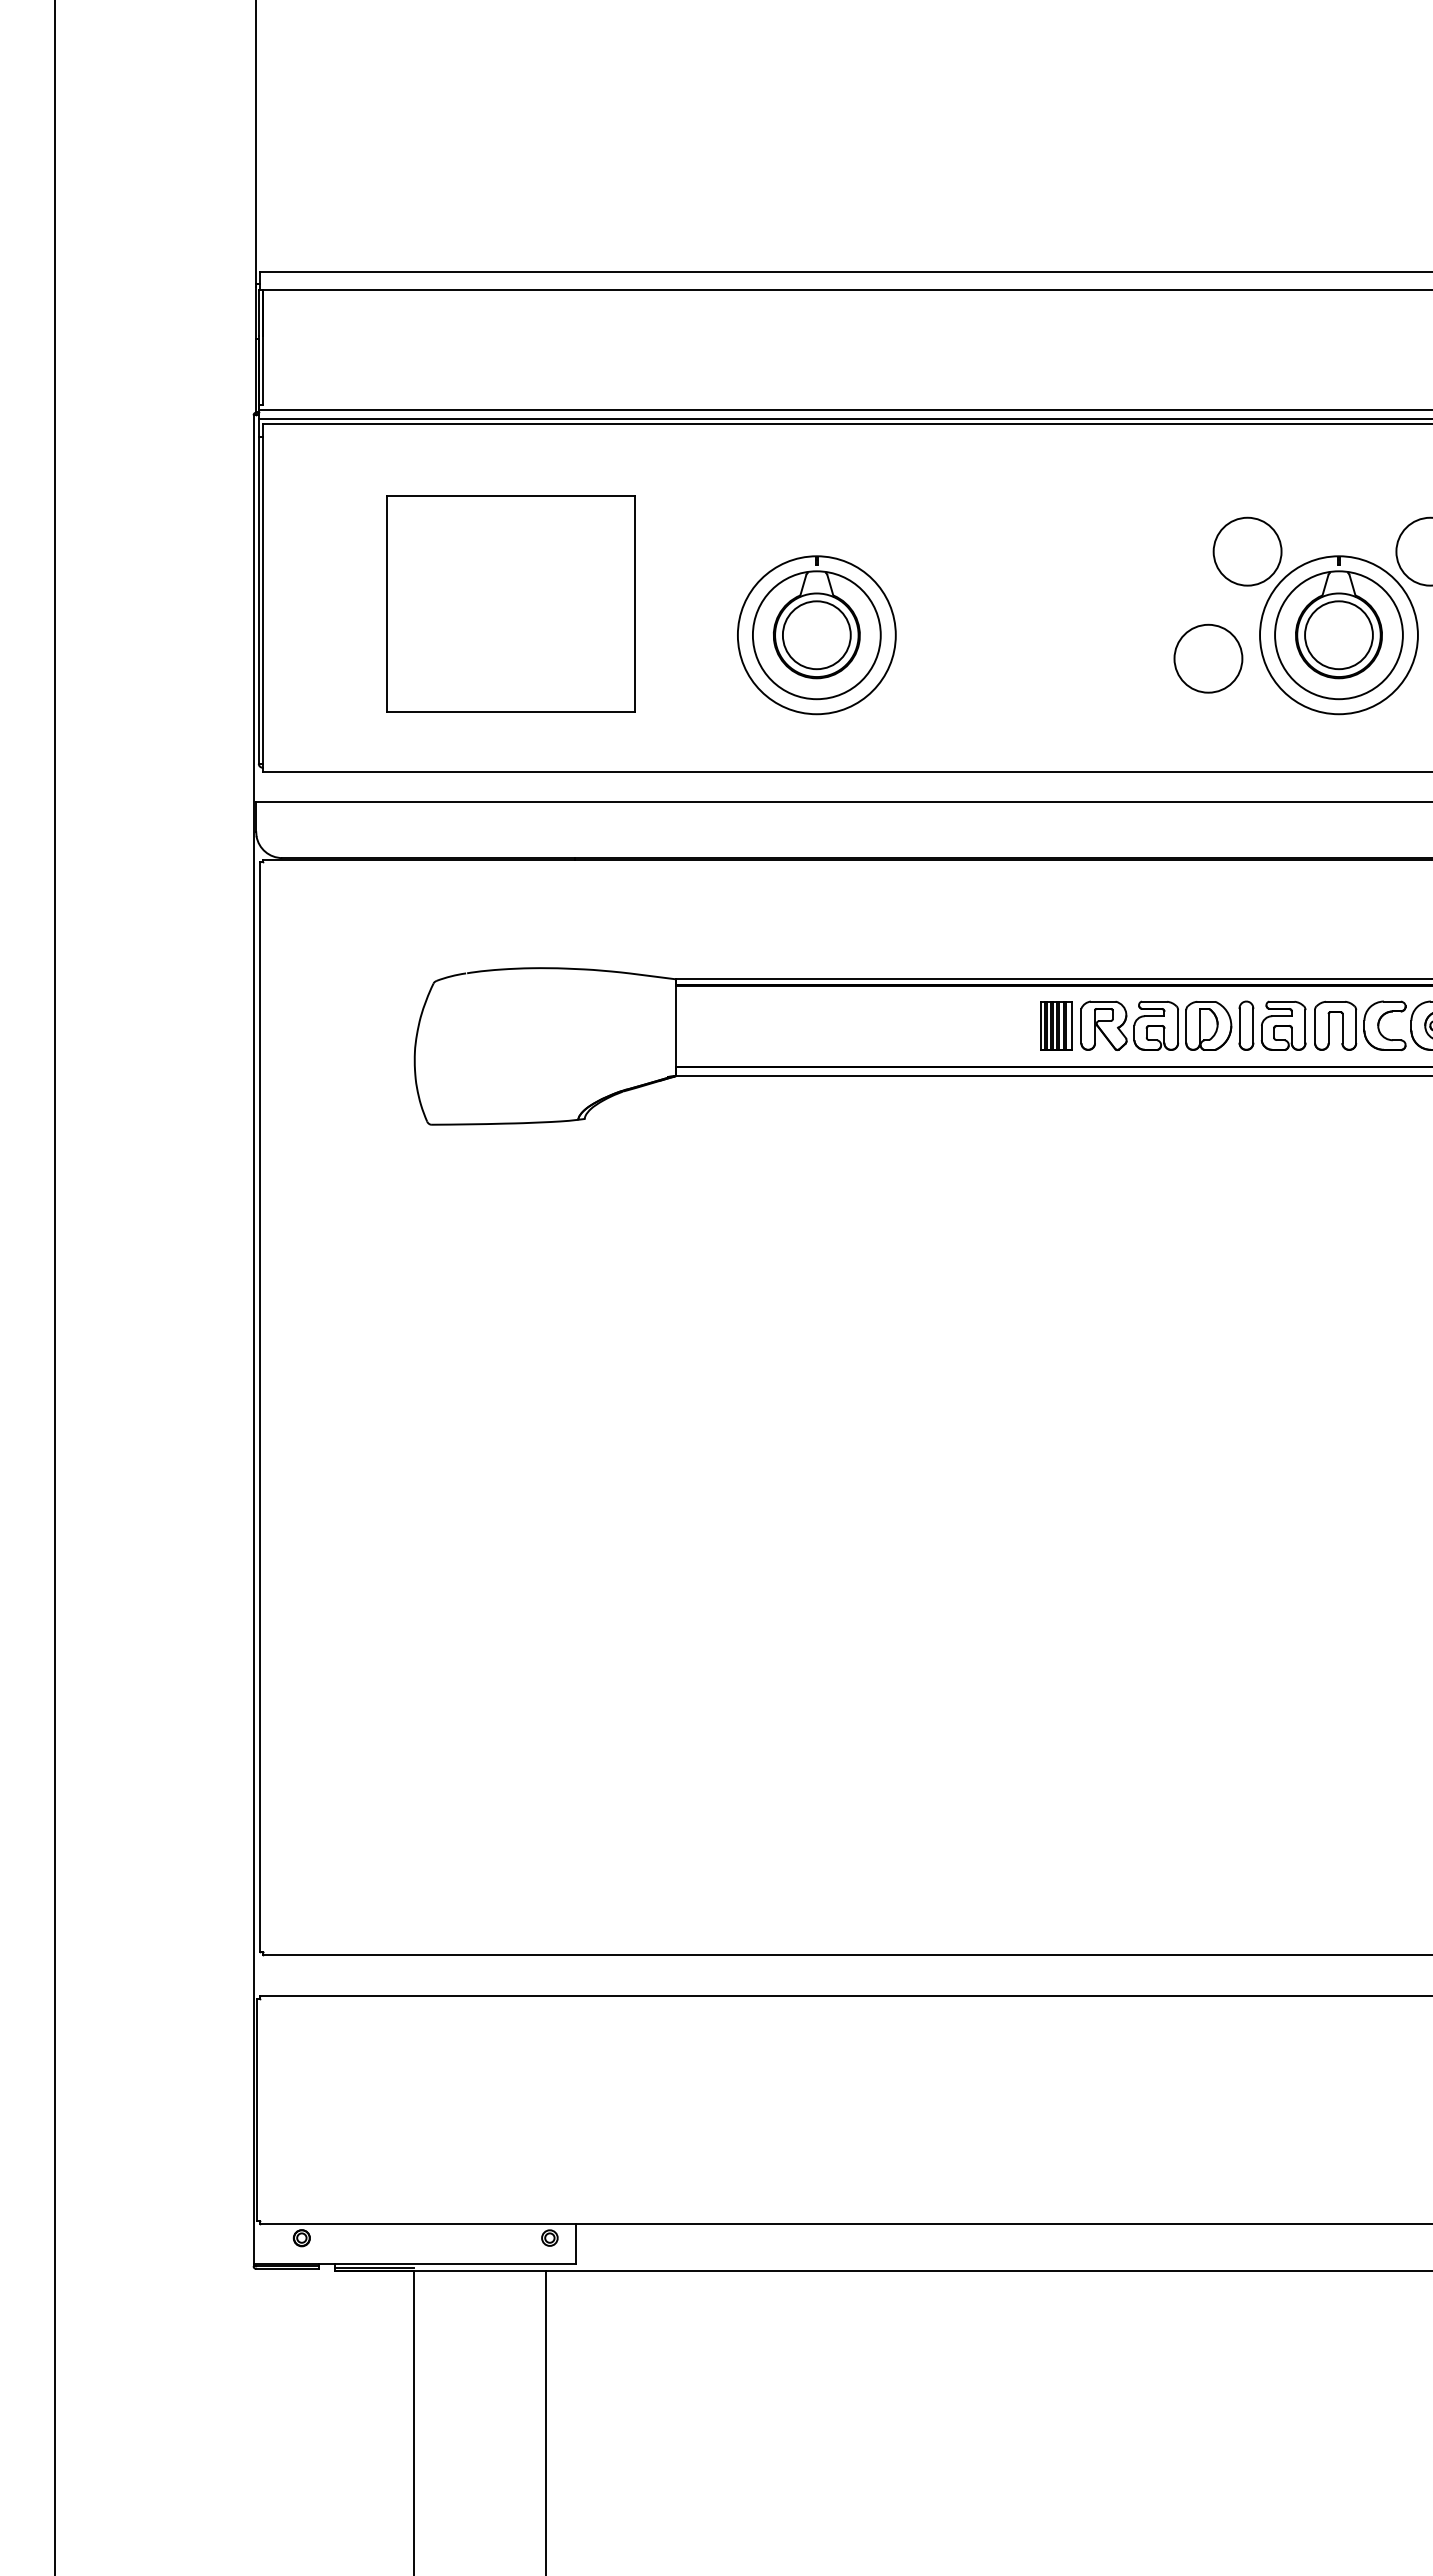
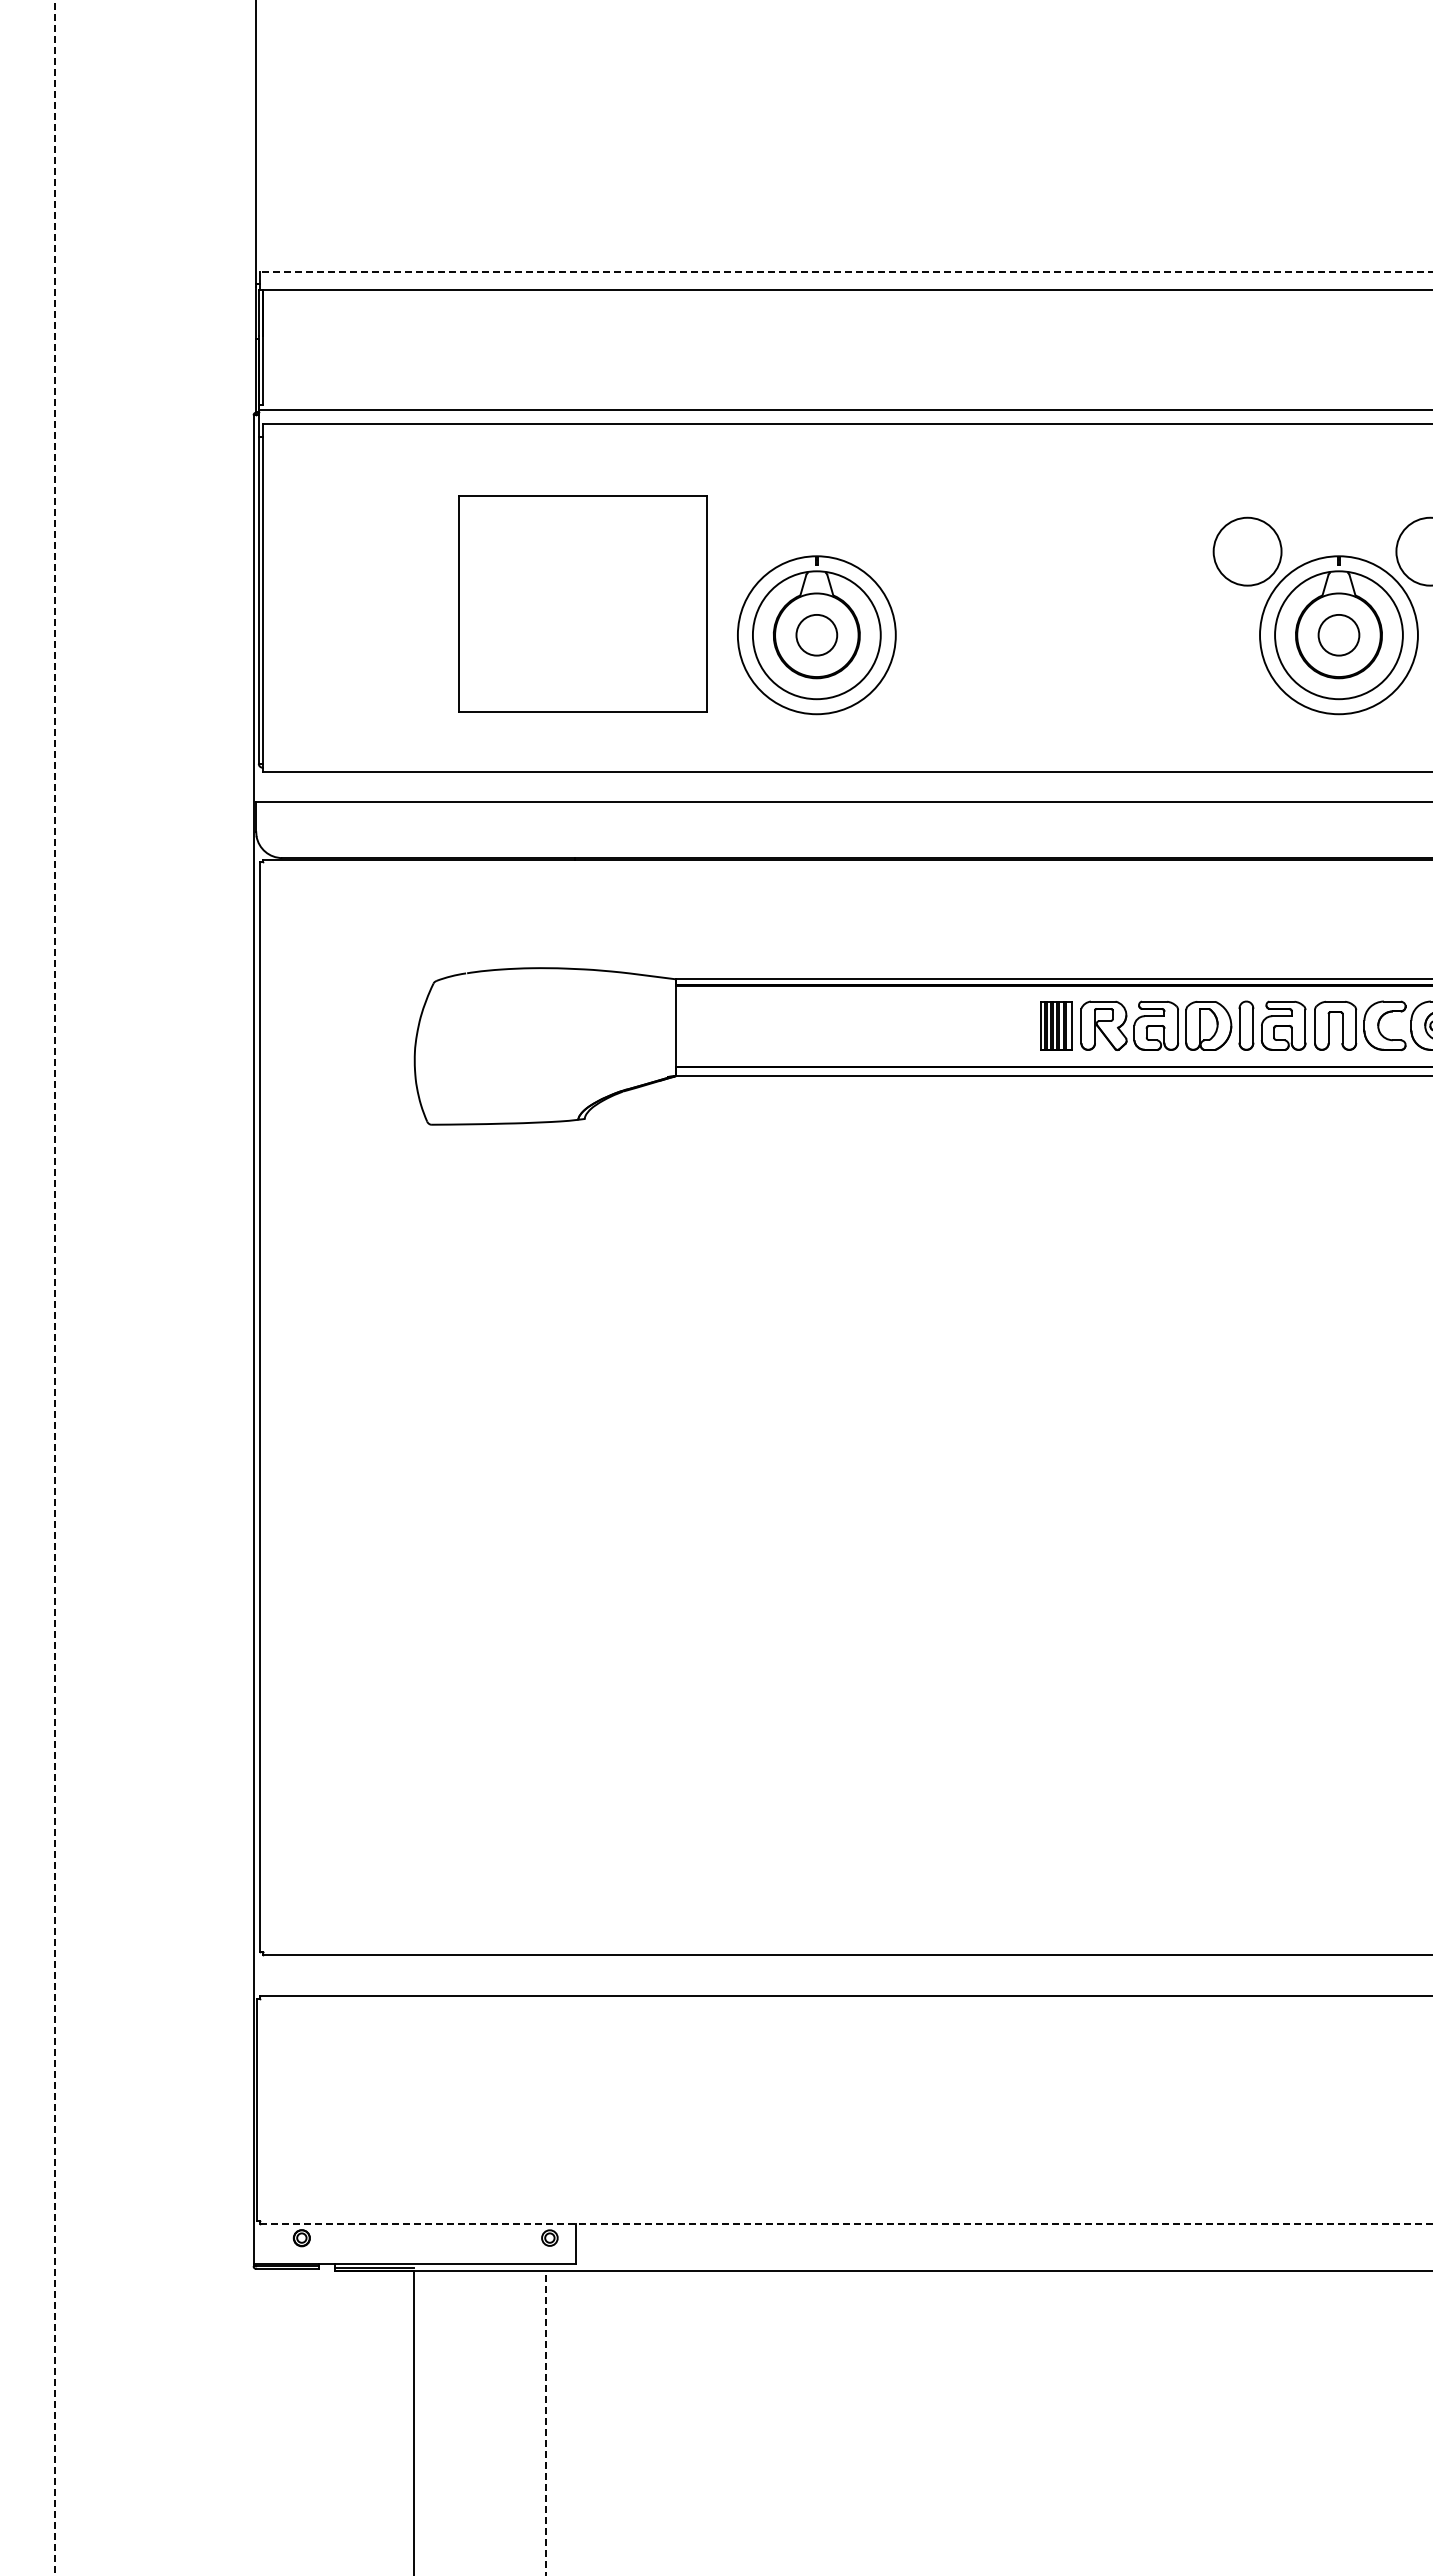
line: solid -> dashed (845, 271)
line: present -> none (843, 419)
part position: (510, 603) -> (582, 603) (582, 603)
circle diameter: 68 px -> 41 px (816, 634)
circle diameter: 68 px -> 41 px (1338, 634)
circle: present -> none (1208, 658)
line: solid -> dashed (54, 1288)
line: solid -> dashed (846, 2224)
line: solid -> dashed (546, 2423)
